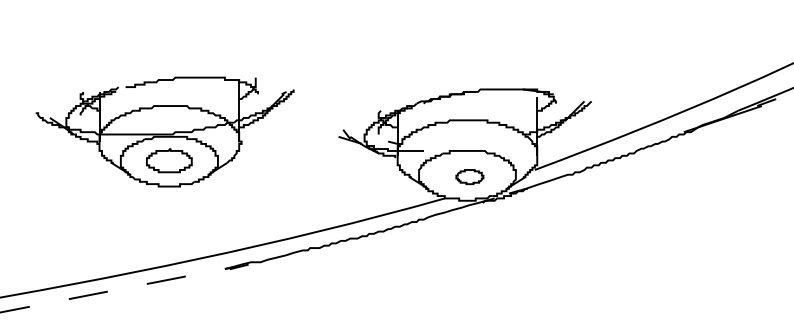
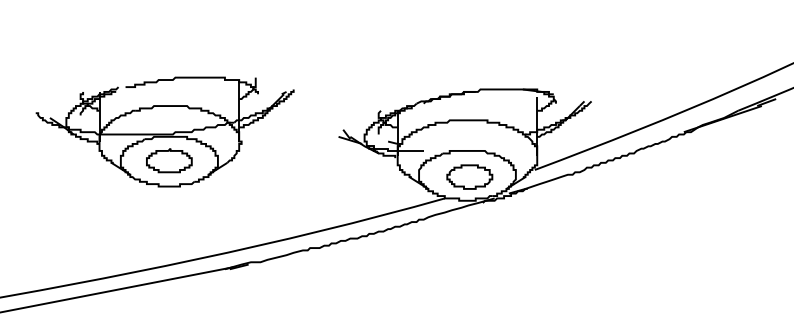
part size: 30x17 px -> 48x26 px (469, 176)
line: dashed -> solid (117, 289)
